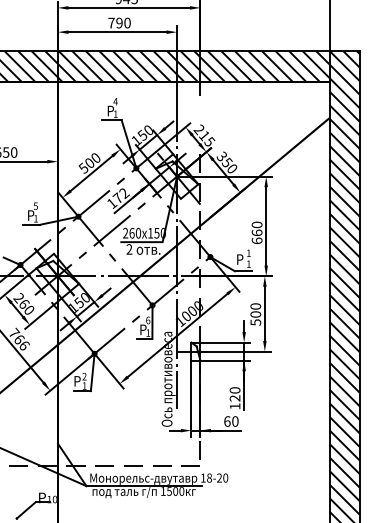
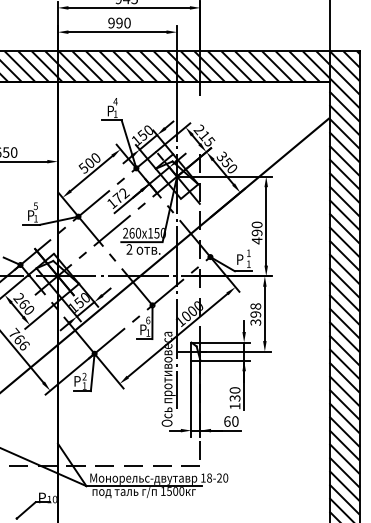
text: 790 -> 990 (111, 22)
text: 660 -> 490 (256, 236)
text: 500 -> 398 (255, 314)
text: 120 -> 130 (235, 398)
